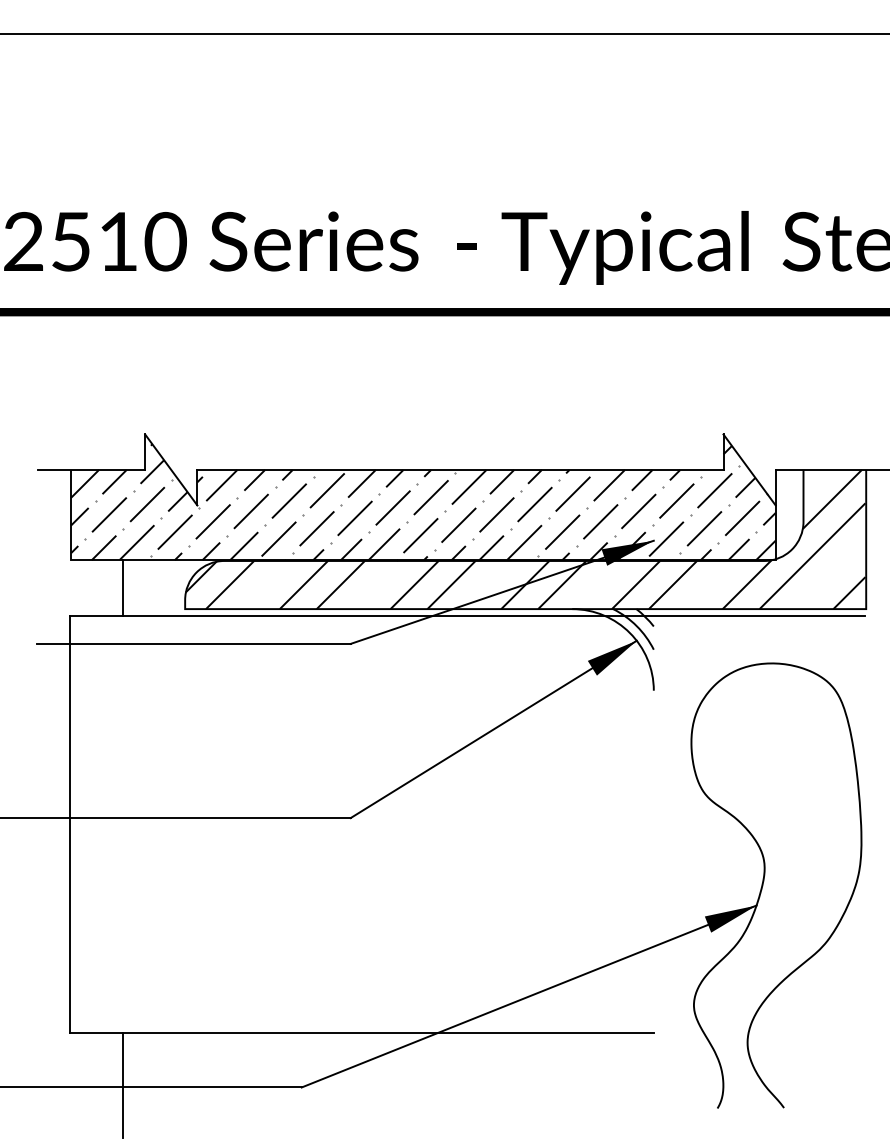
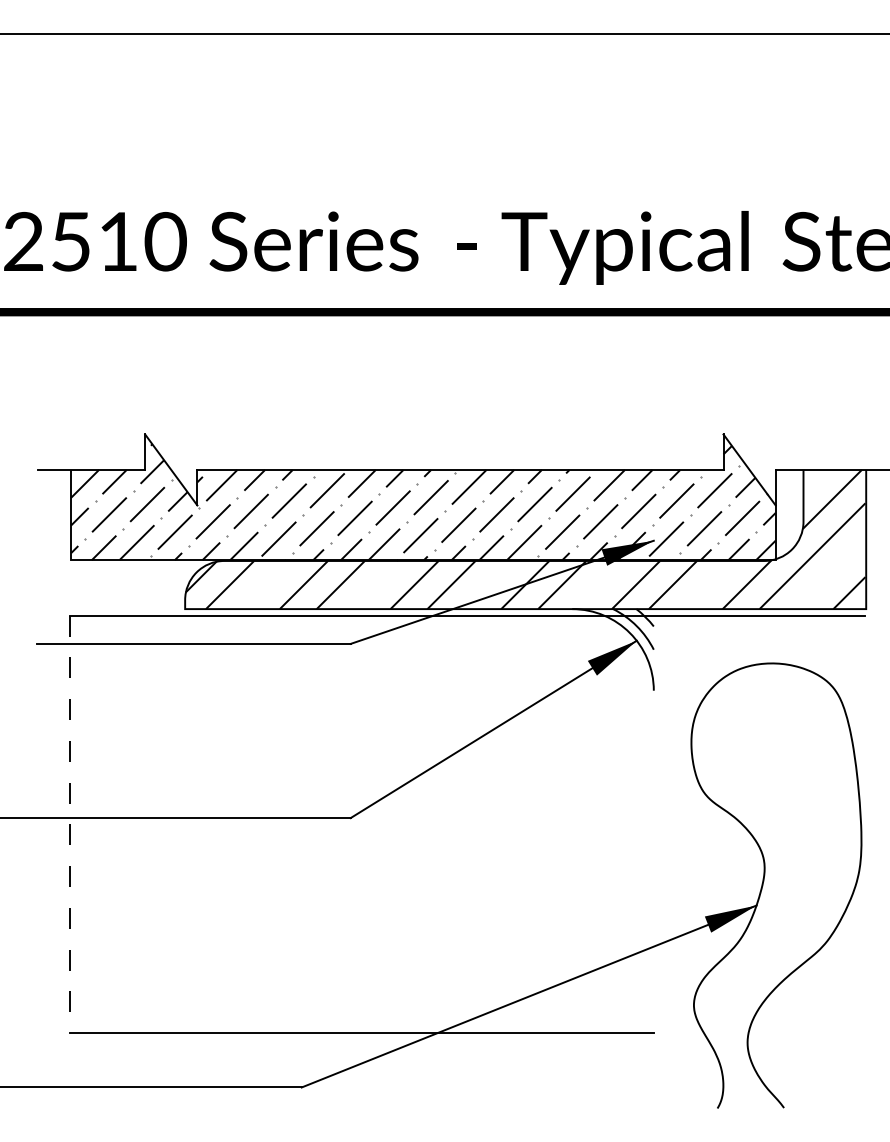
line: present -> none (122, 587)
line: solid -> dashed (70, 824)
line: present -> none (122, 1085)
